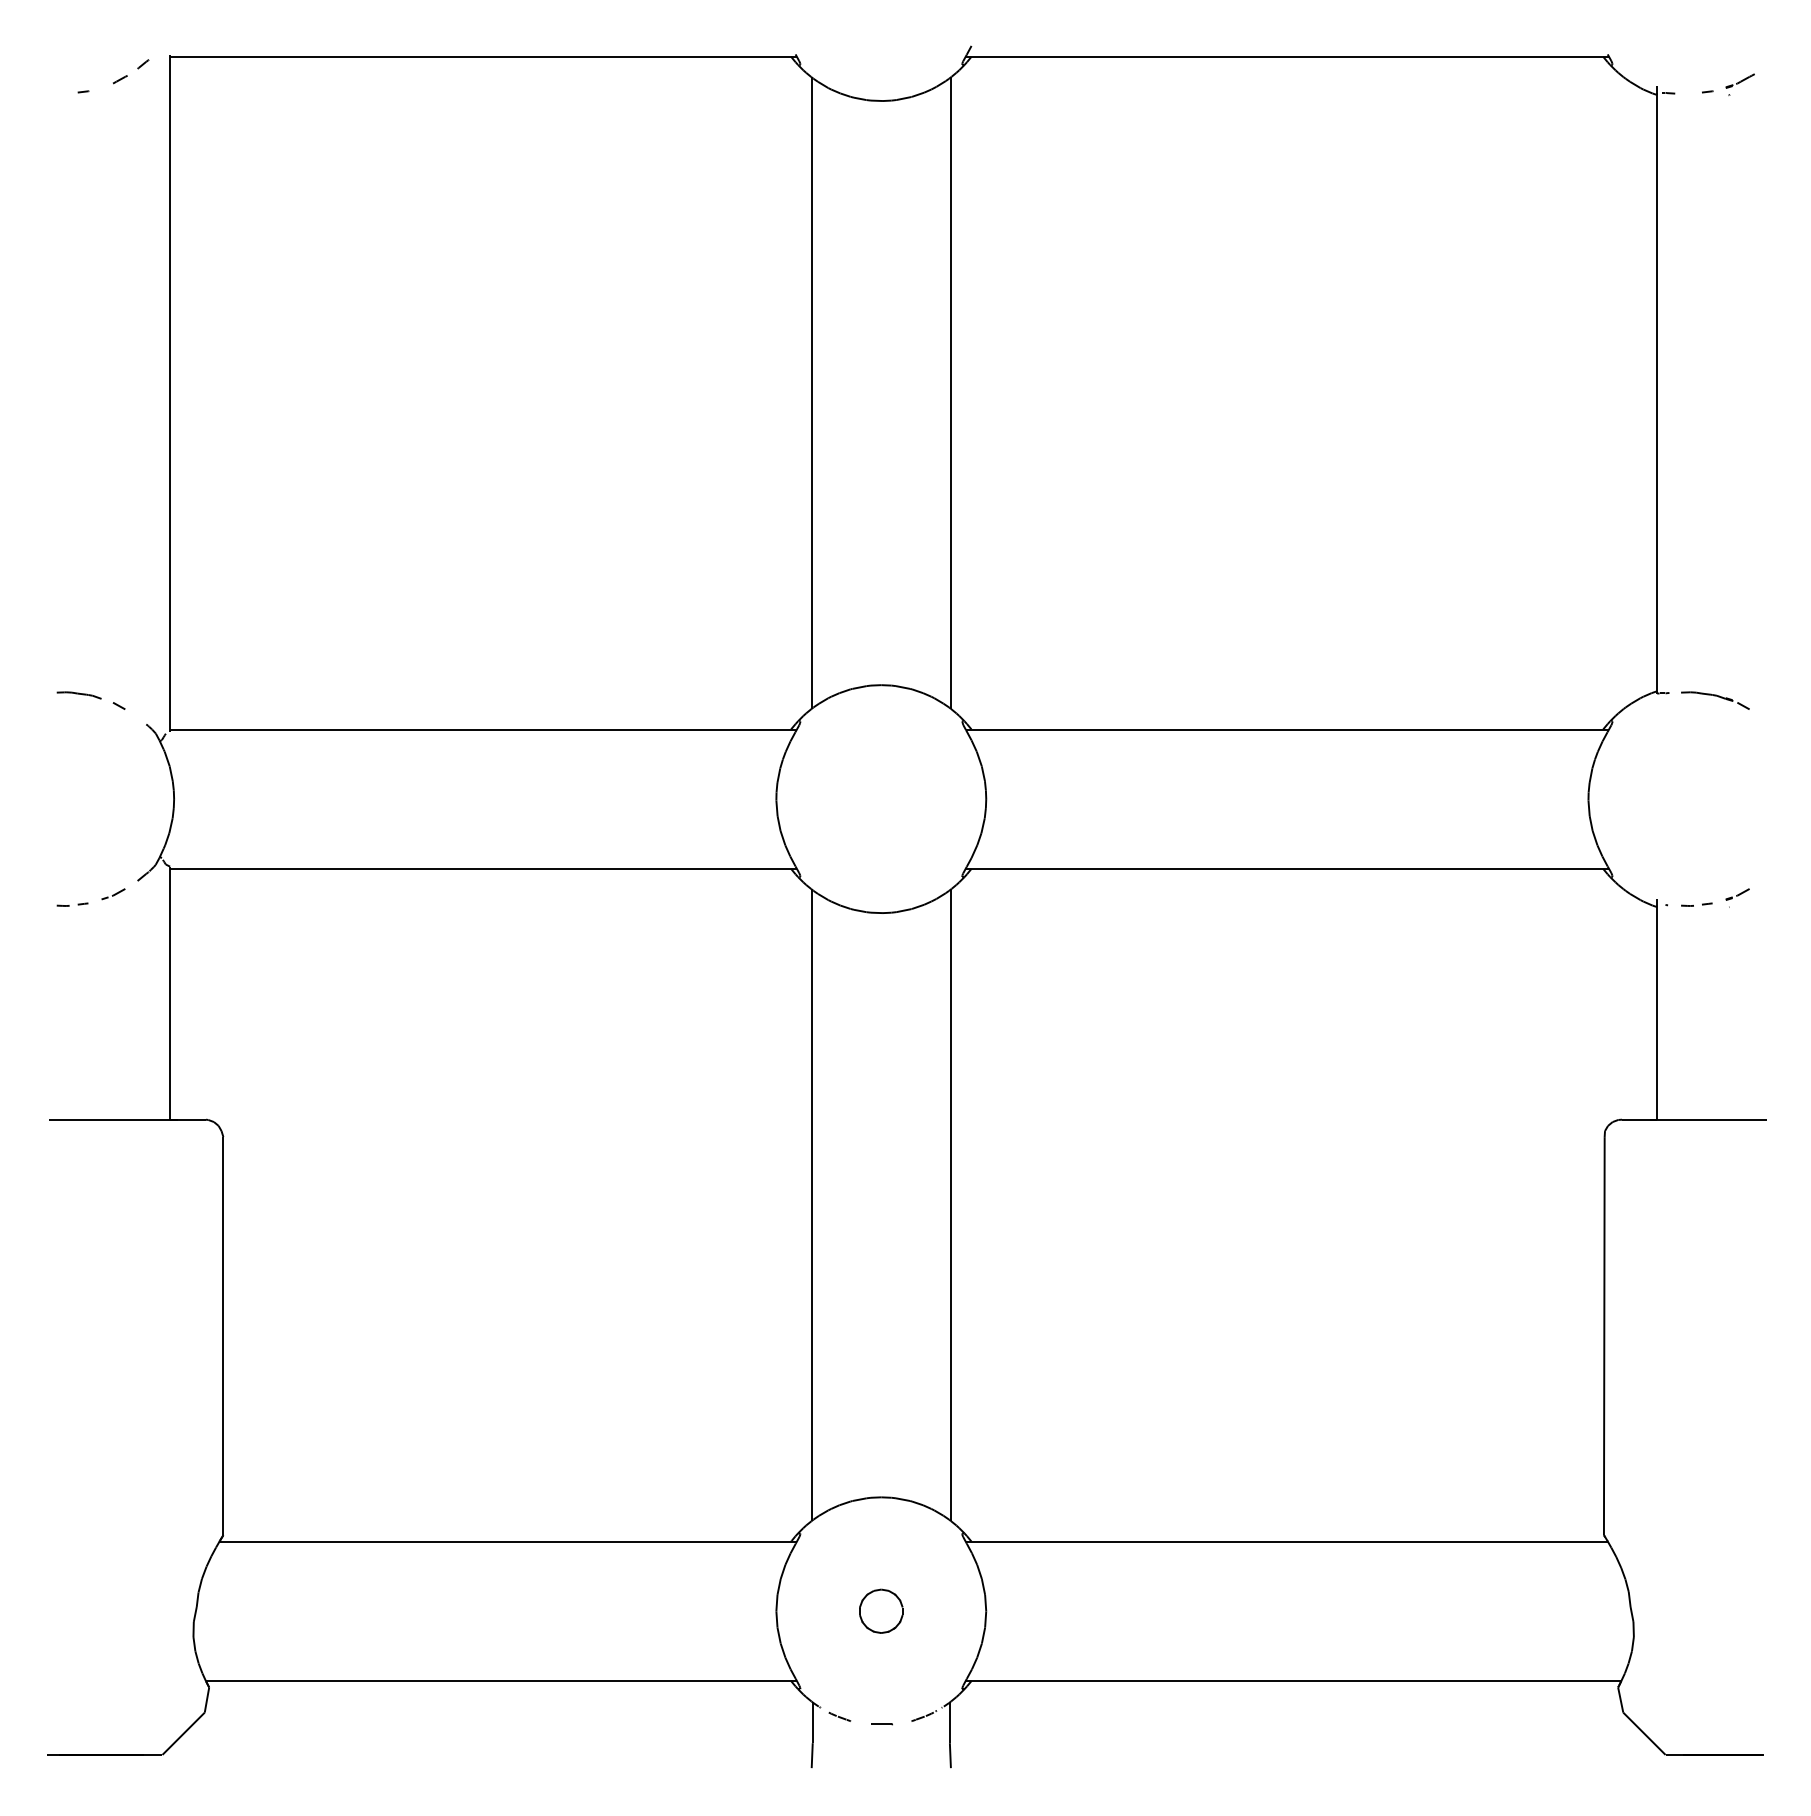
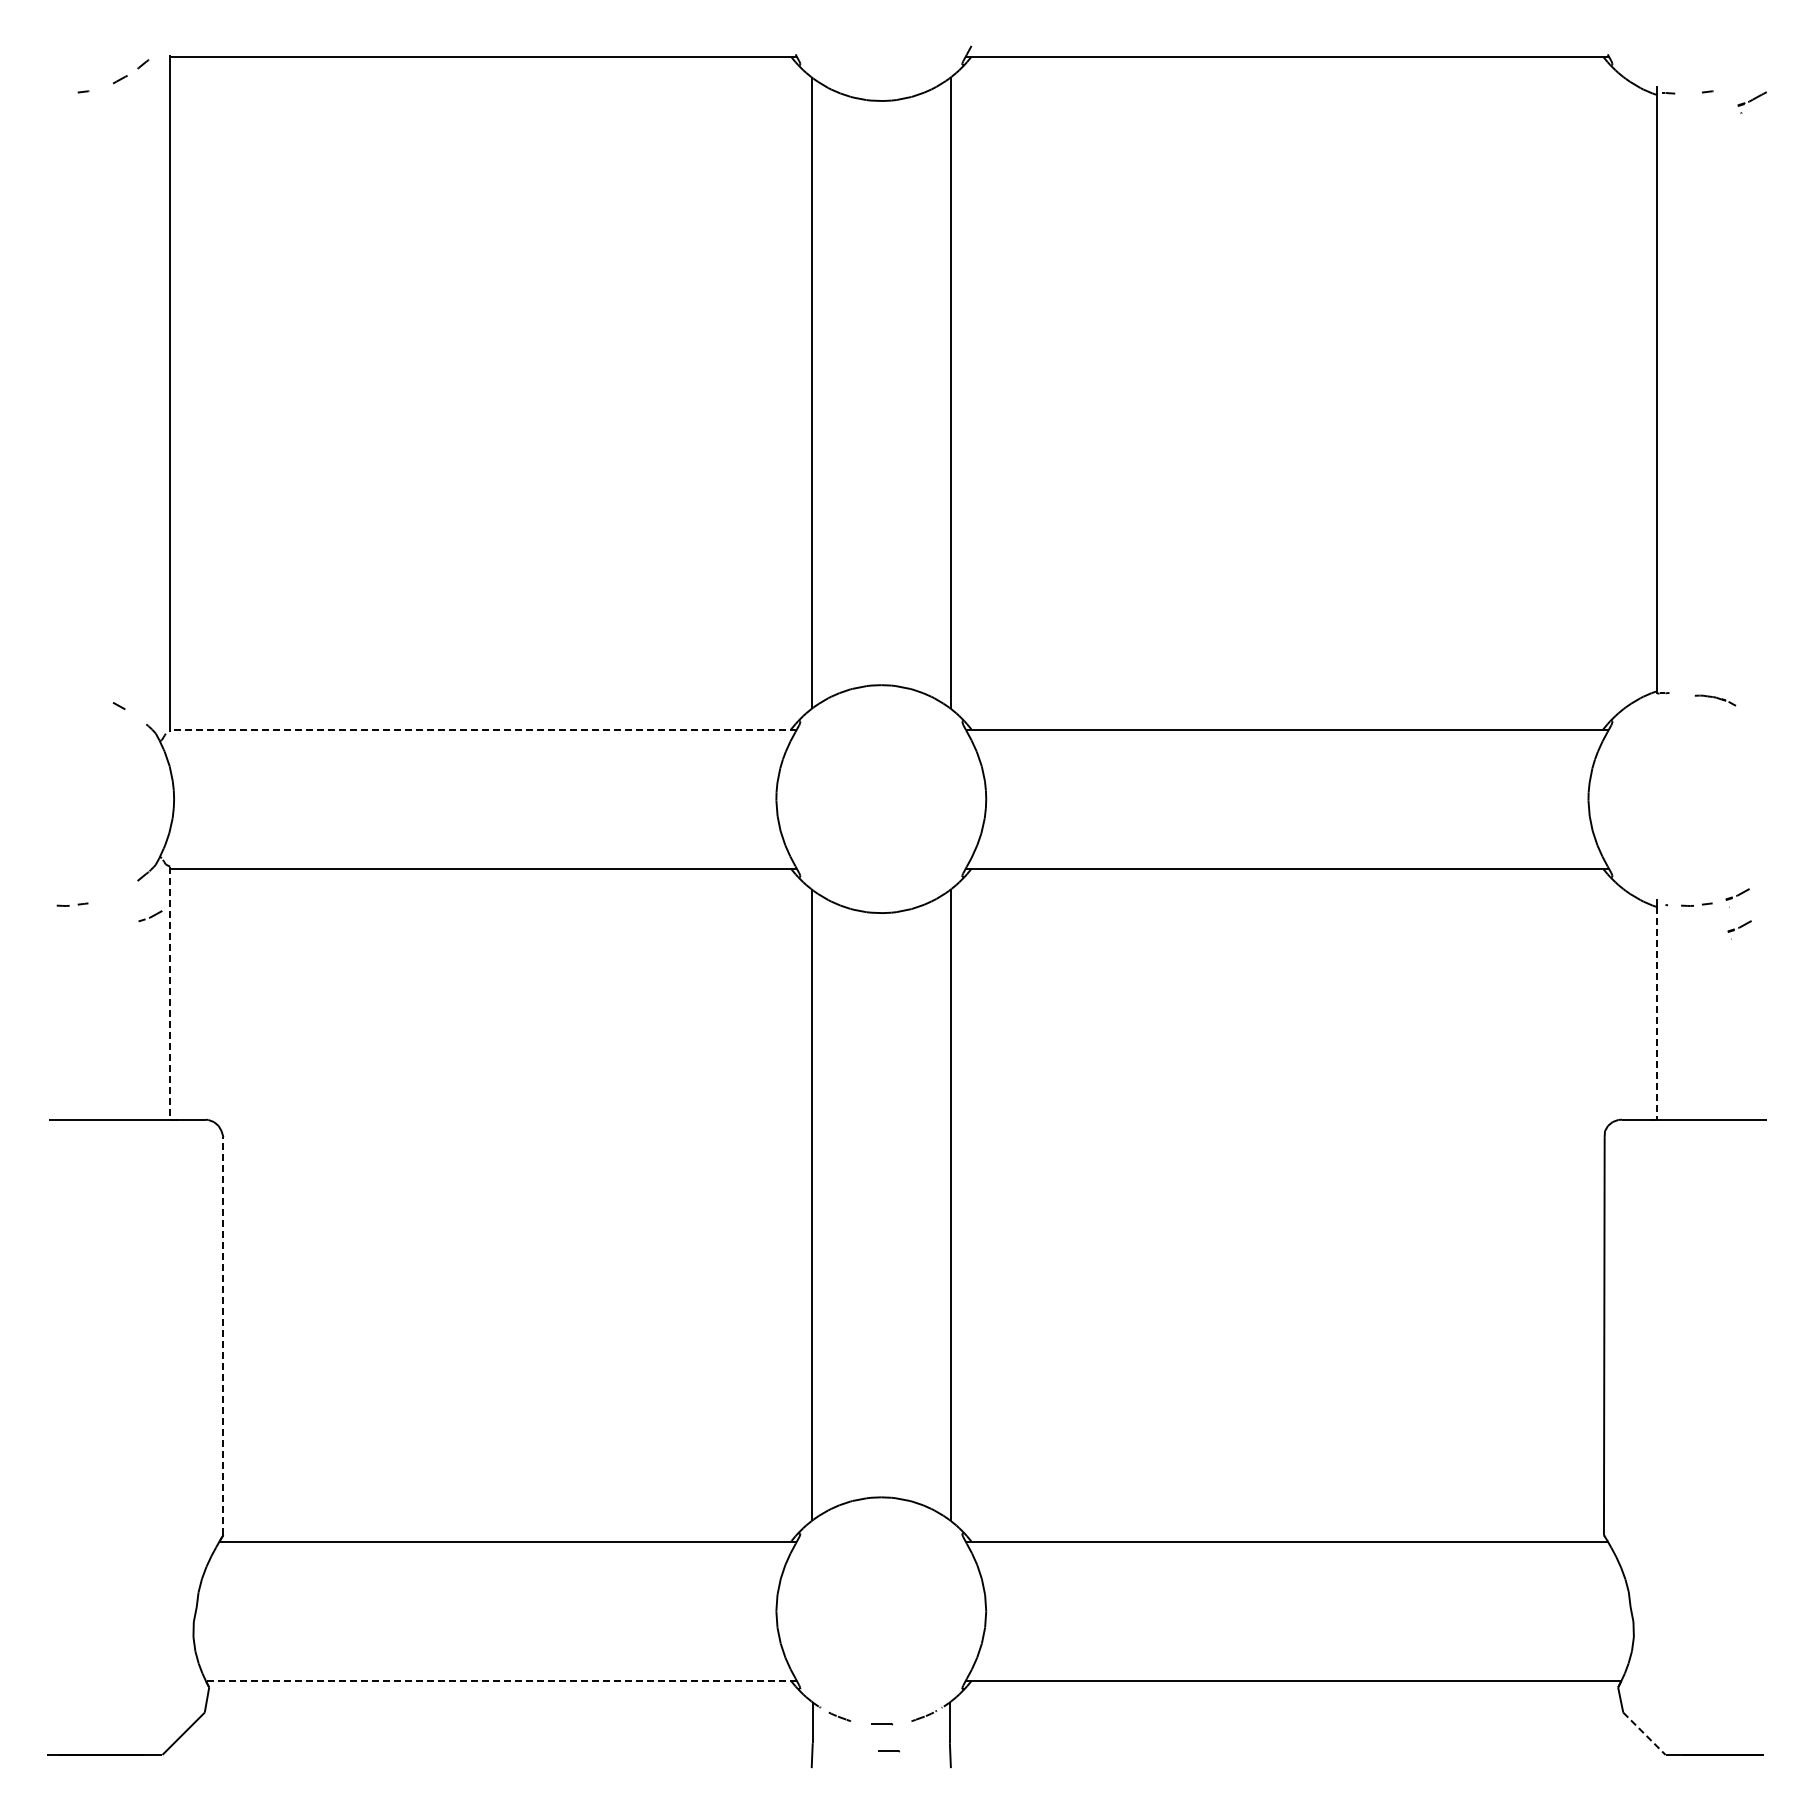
part position: (1739, 84) -> (1751, 102) (1751, 102)
part: present -> none (78, 695)
part size: 69x19 px -> 43x13 px (1715, 700)
line: solid -> dashed (483, 729)
part position: (113, 894) -> (150, 916) (150, 916)
part: none -> present (1739, 929)
line: solid -> dashed (170, 993)
line: solid -> dashed (1657, 1013)
line: solid -> dashed (223, 1335)
part: present -> none (881, 1610)
line: solid -> dashed (500, 1680)
line: solid -> dashed (1644, 1733)
line: none -> present (888, 1751)
